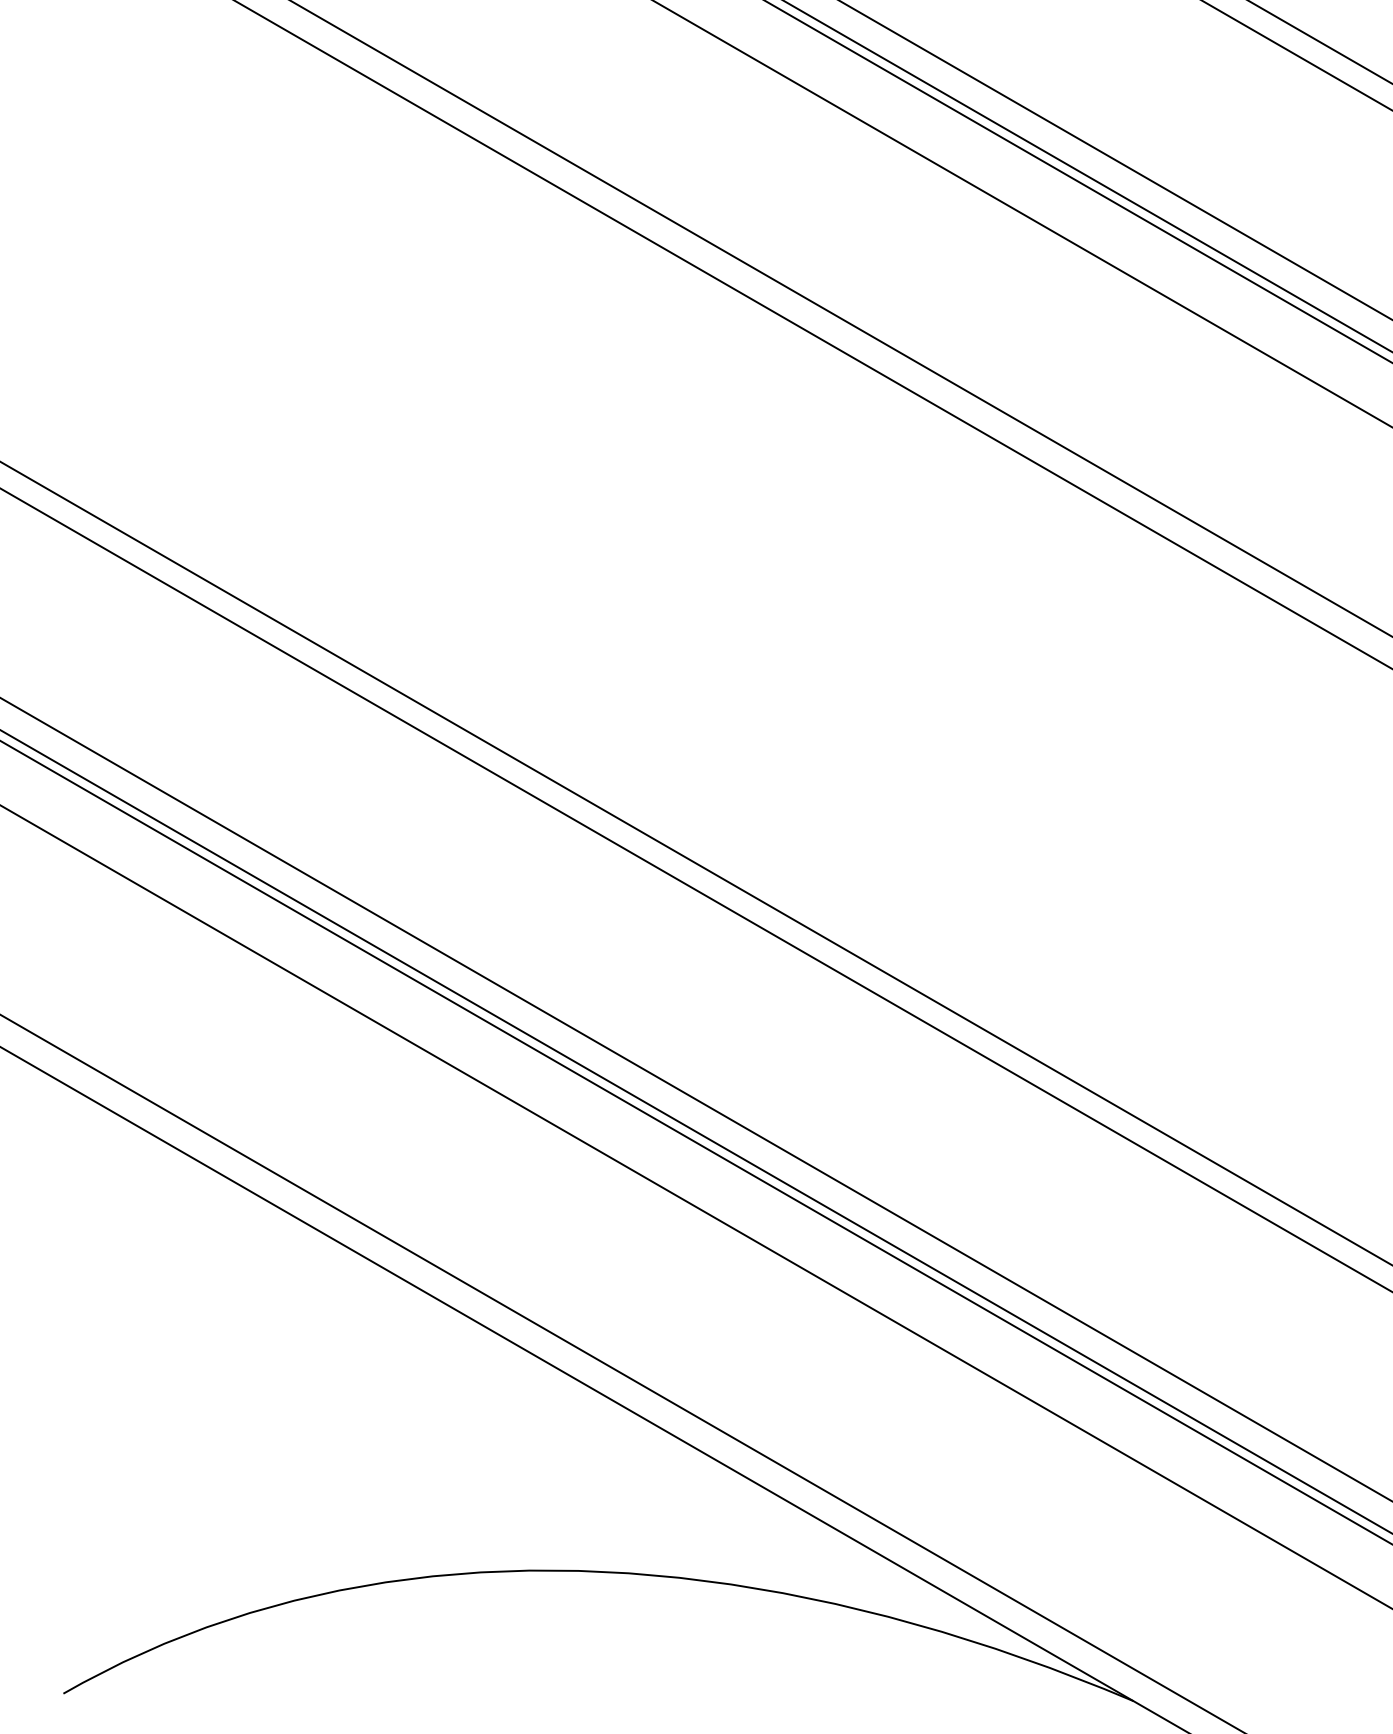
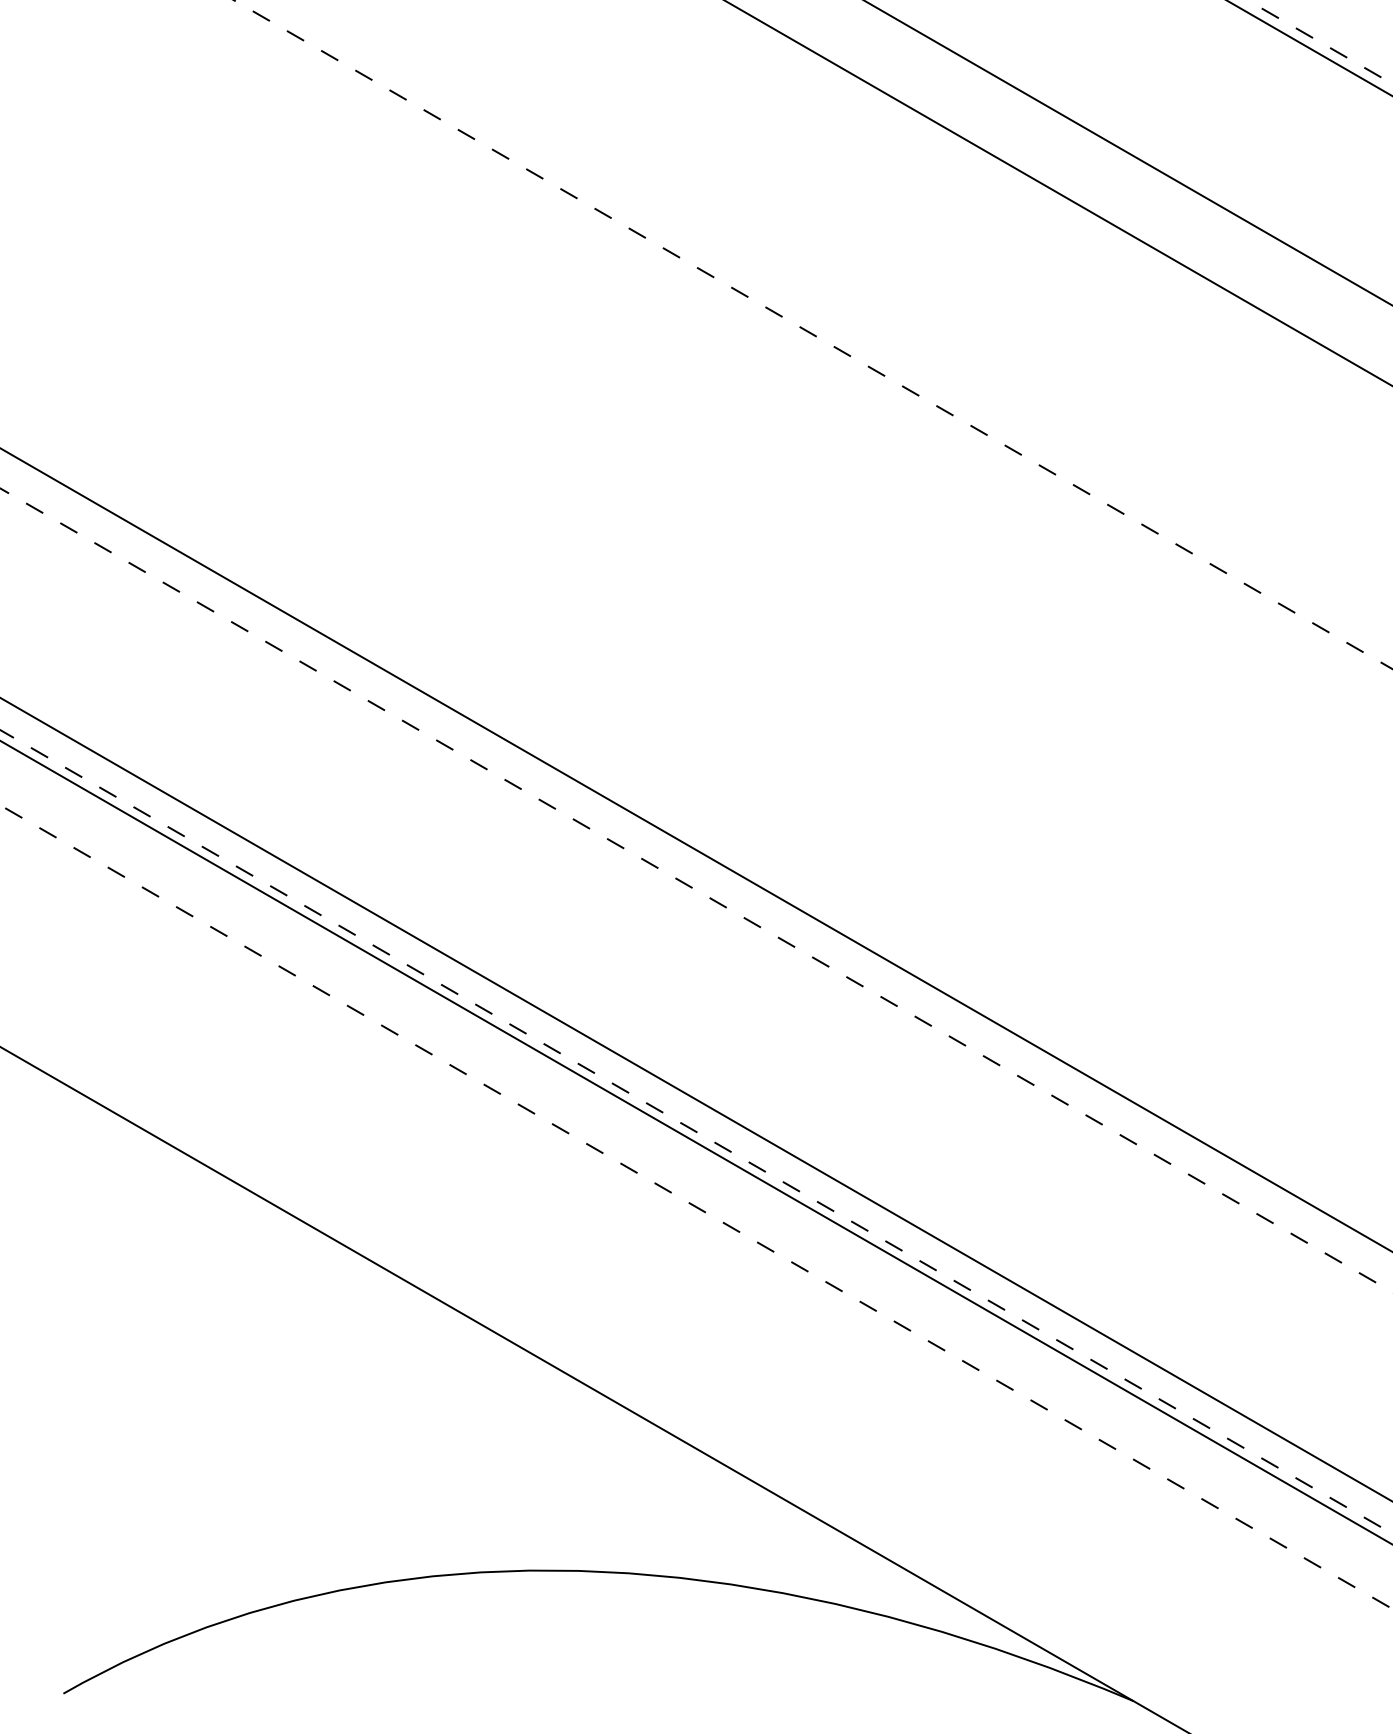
line: solid -> dashed (1319, 42)
line position: (1296, 55) -> (1309, 48) (1309, 48)
line position: (1115, 160) -> (1128, 152) (1128, 152)
line: present -> none (1087, 176)
line: present -> none (1078, 181)
line position: (1022, 213) -> (1058, 193) (1058, 193)
line: present -> none (841, 318)
line: solid -> dashed (813, 334)
line position: (695, 862) -> (695, 849) (695, 849)
line: solid -> dashed (696, 890)
line: solid -> dashed (696, 1131)
line: solid -> dashed (696, 1207)
line: present -> none (621, 1372)
